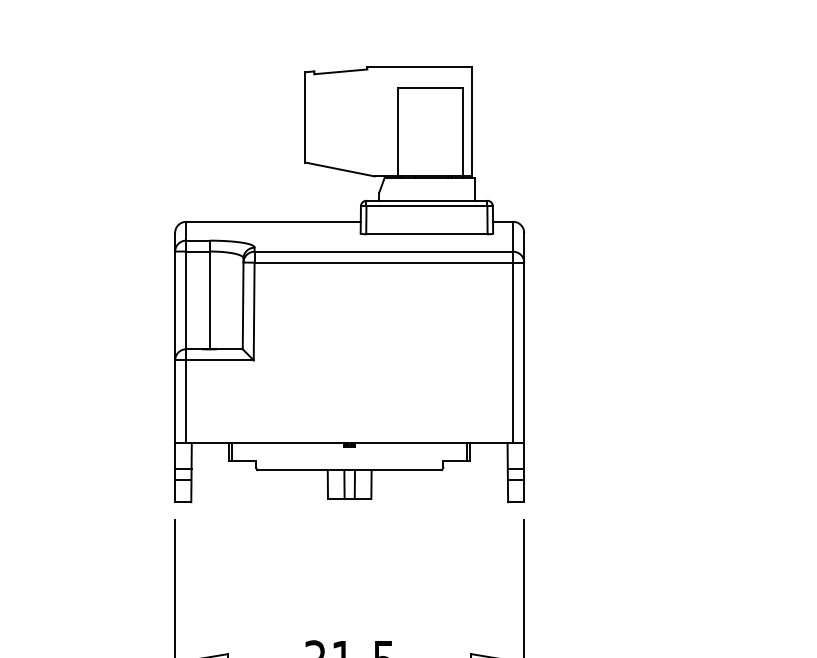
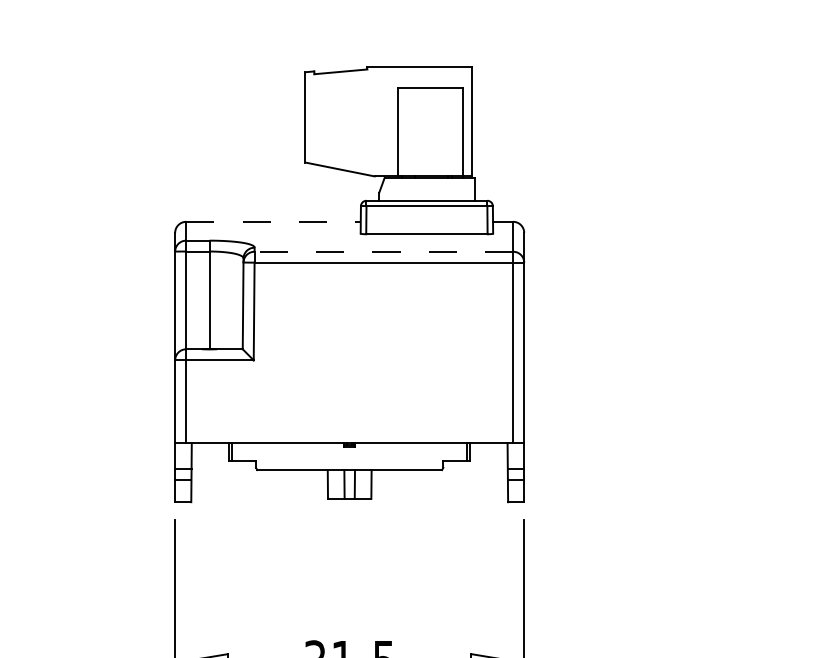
line: solid -> dashed (274, 221)
line: solid -> dashed (383, 251)
